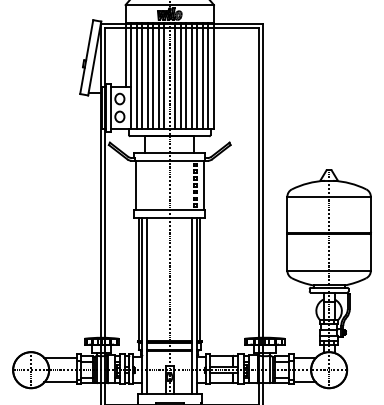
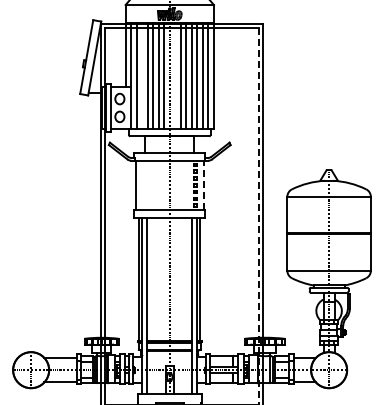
line: present -> none (142, 76)
line: present -> none (175, 76)
line: solid -> dashed (204, 185)
line: solid -> dashed (258, 216)
